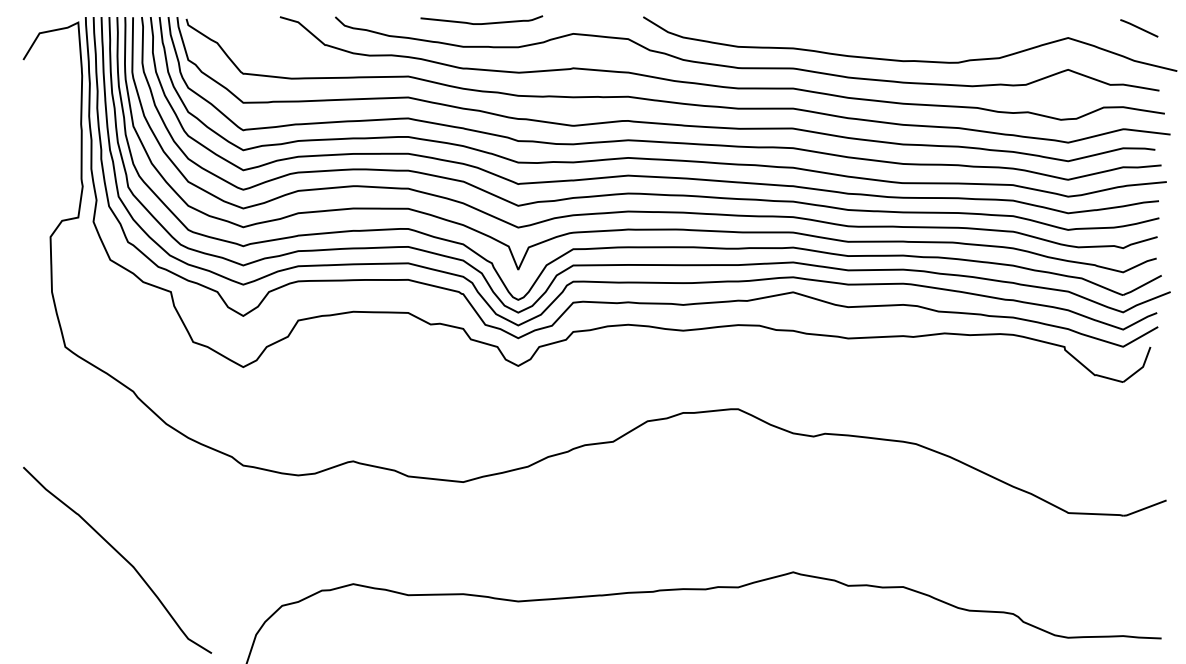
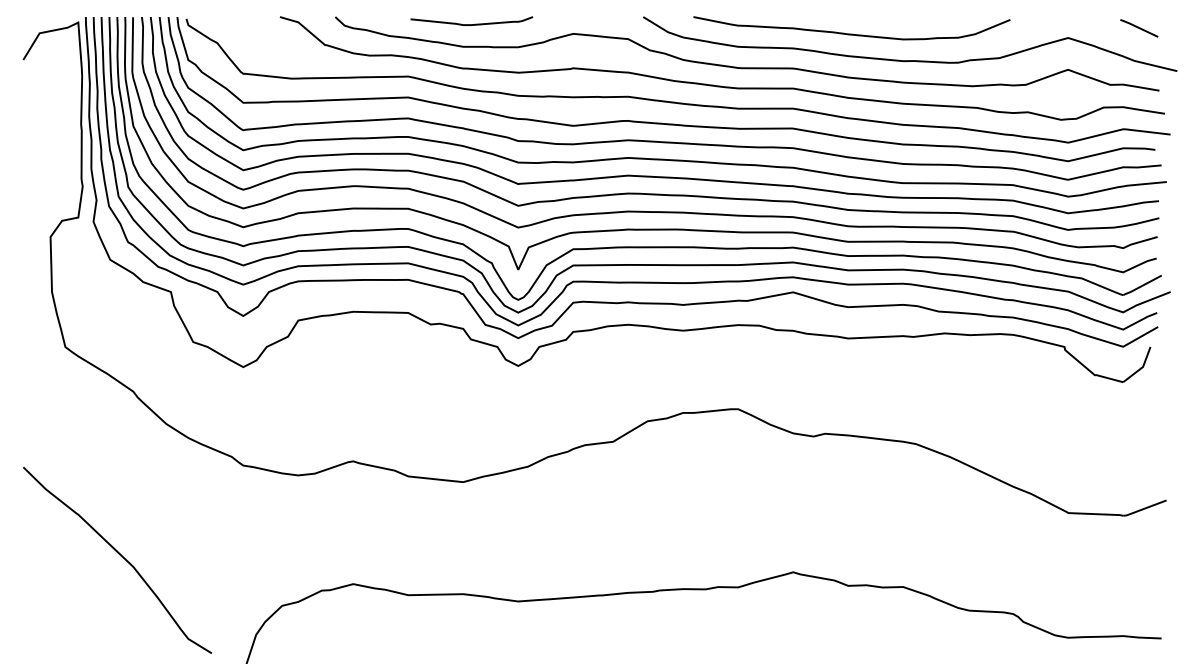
curve position: (481, 23) -> (471, 24) (471, 24)
curve: none -> present (851, 33)
